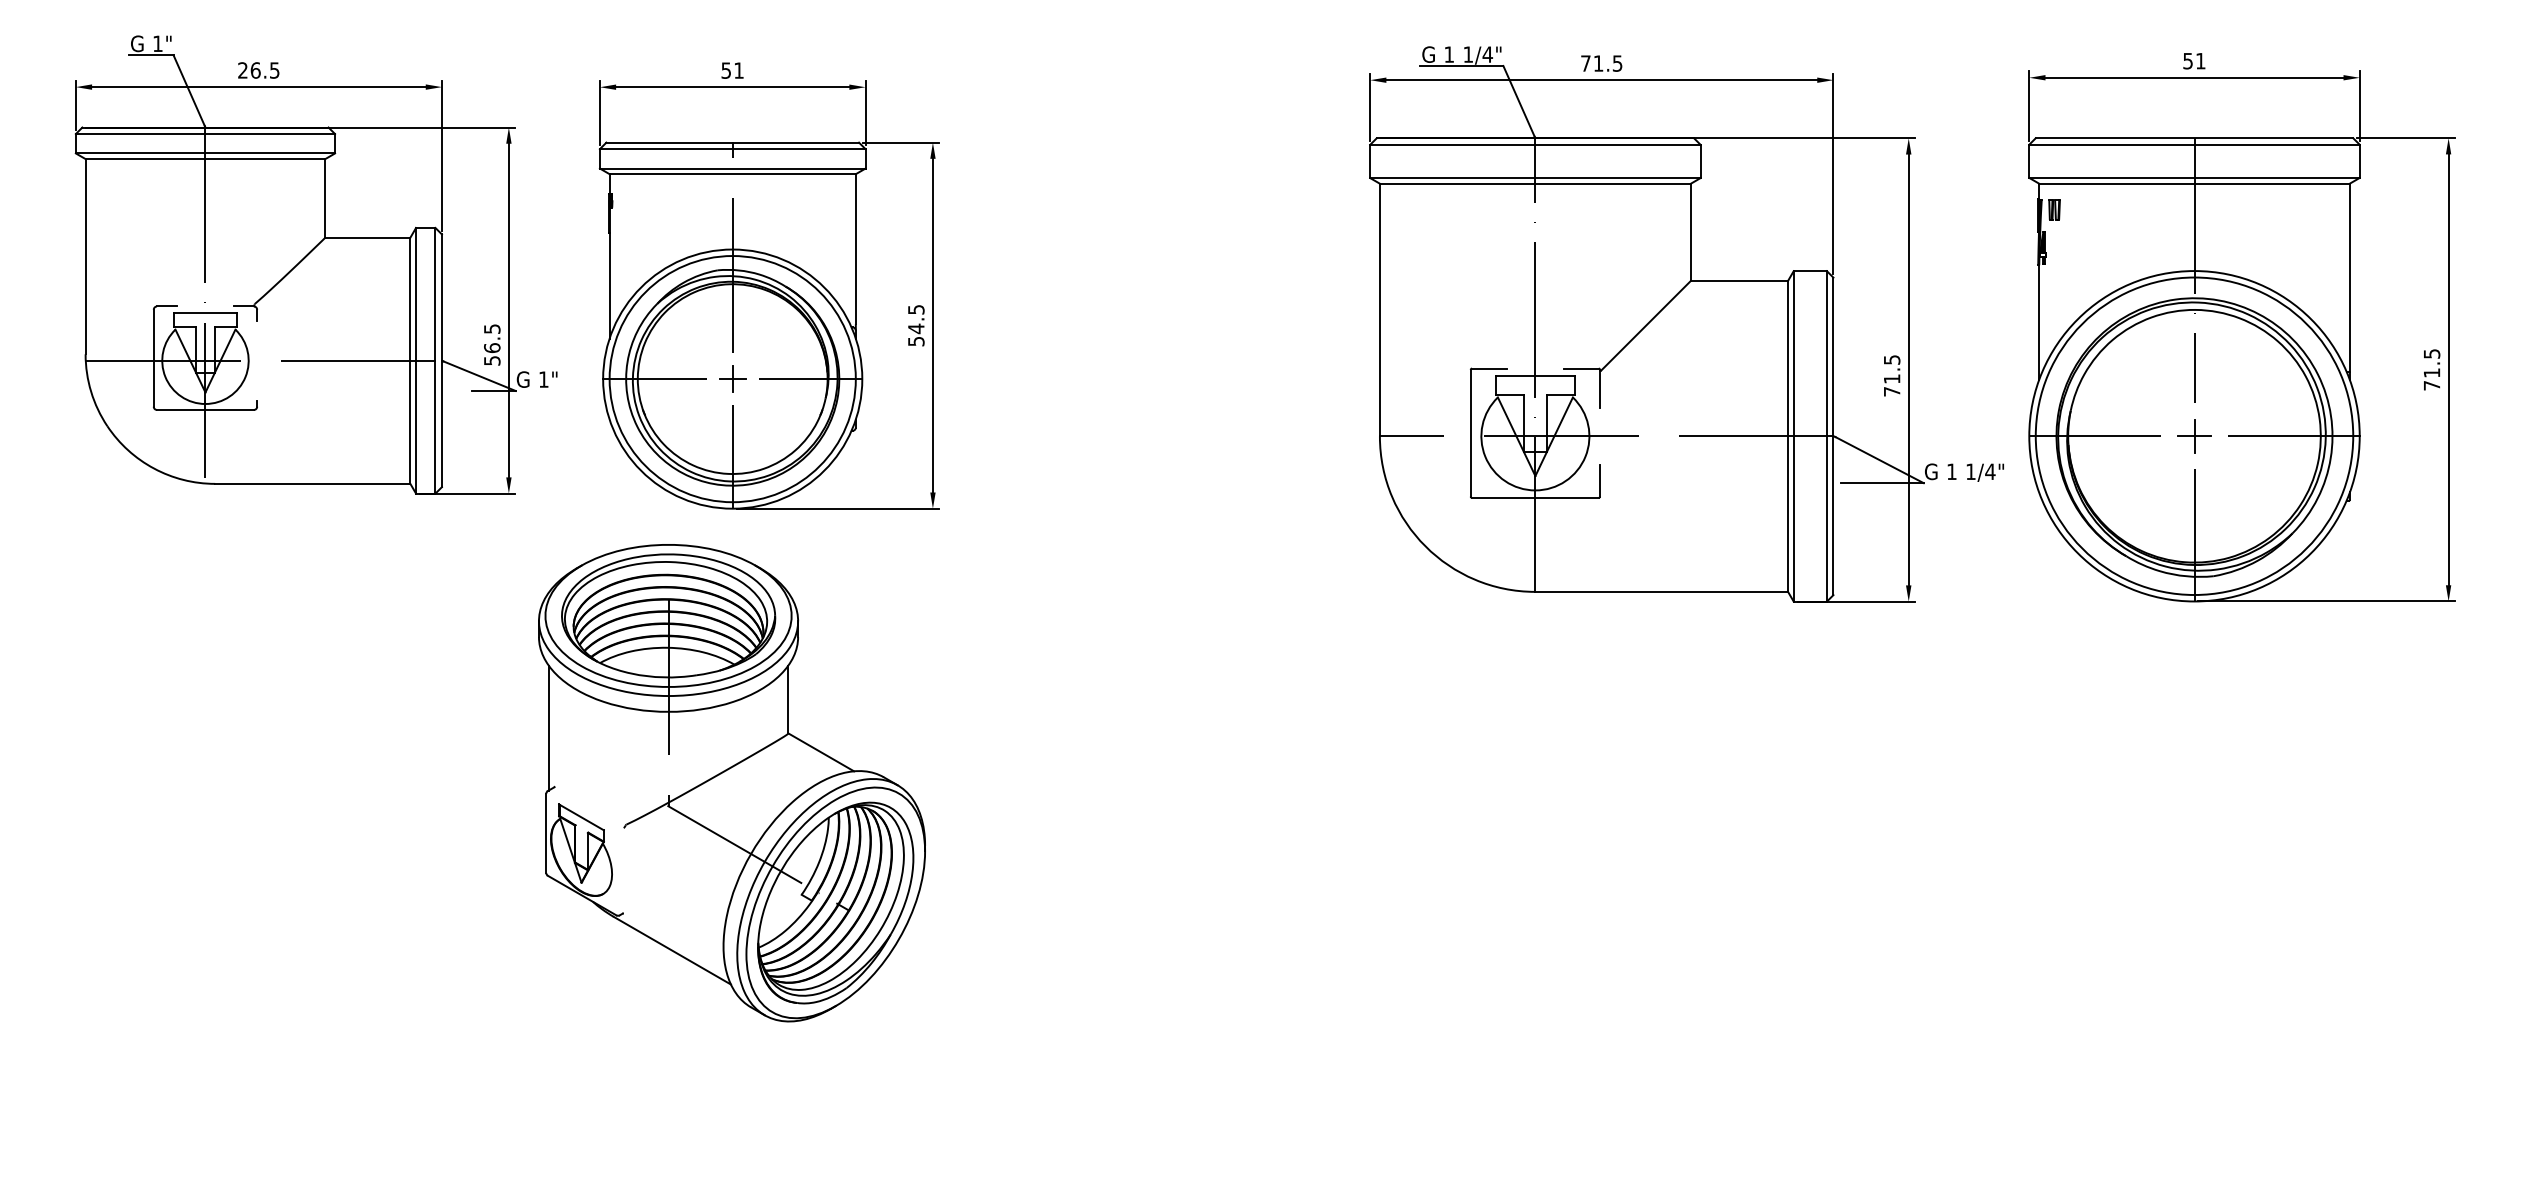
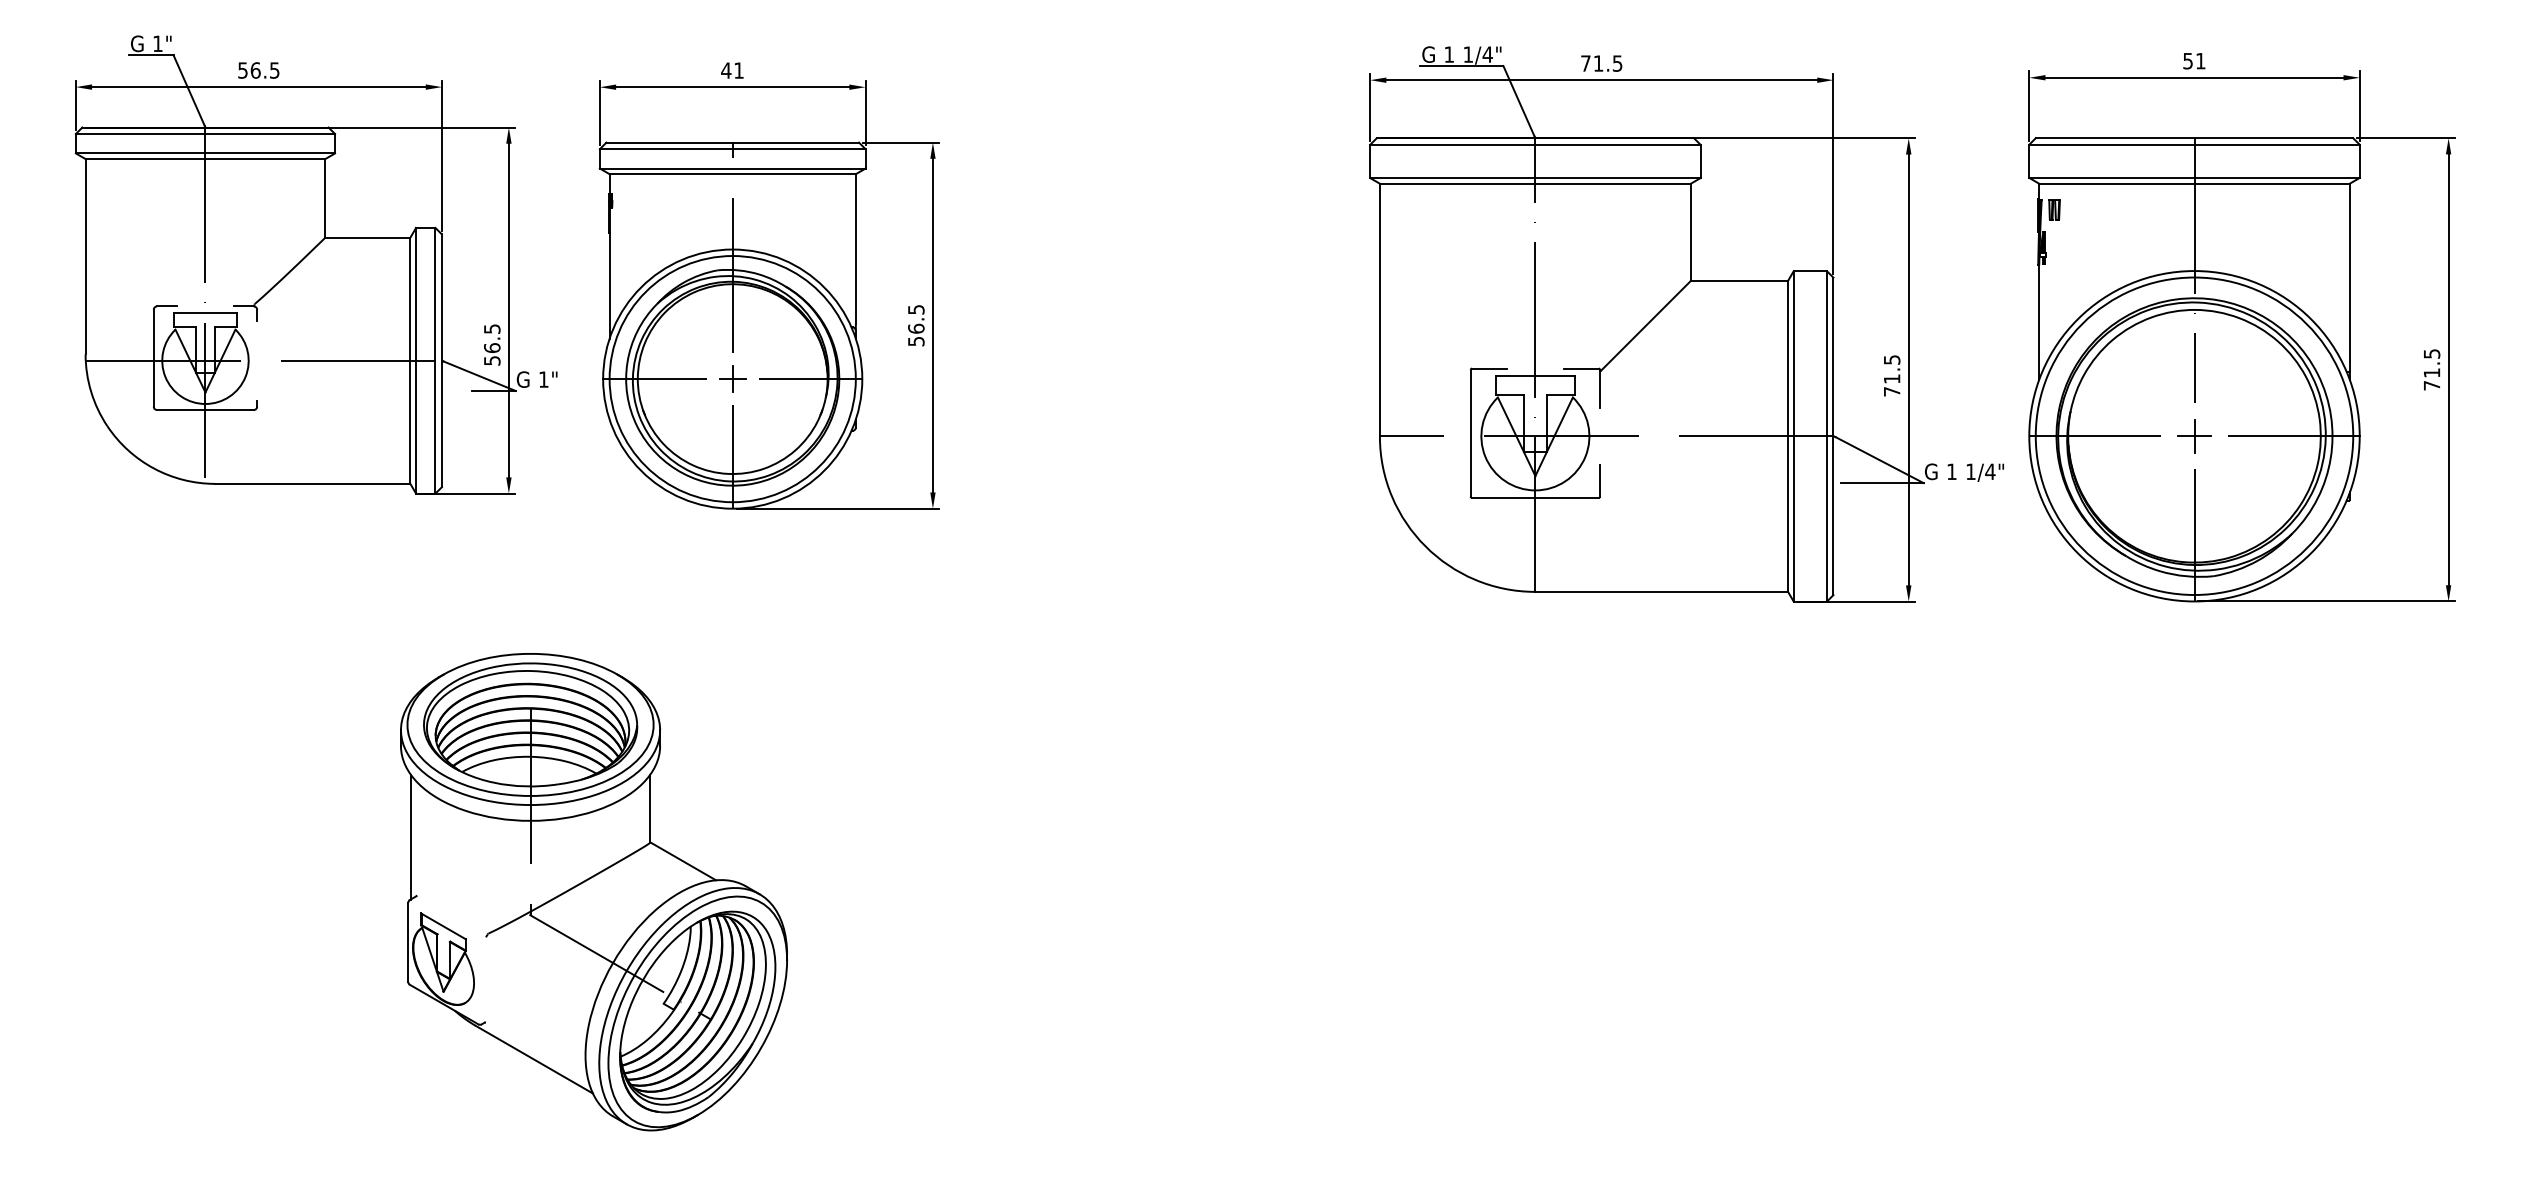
text: 26.5 -> 56.5 (242, 70)
text: 51 -> 41 (726, 70)
text: 54.5 -> 56.5 (916, 328)
part position: (731, 783) -> (593, 892) (593, 892)
